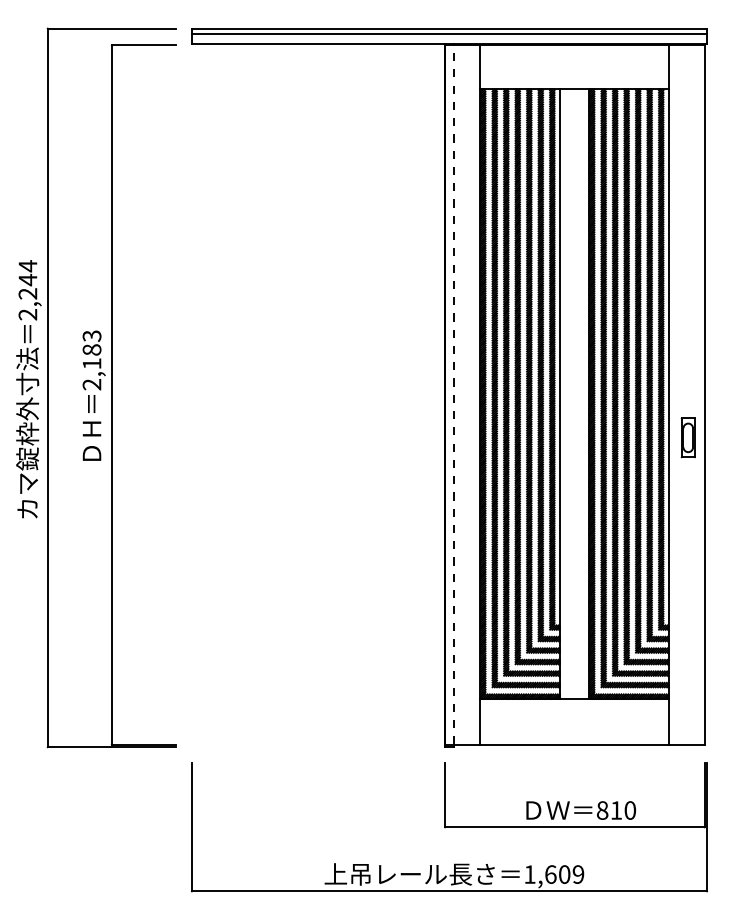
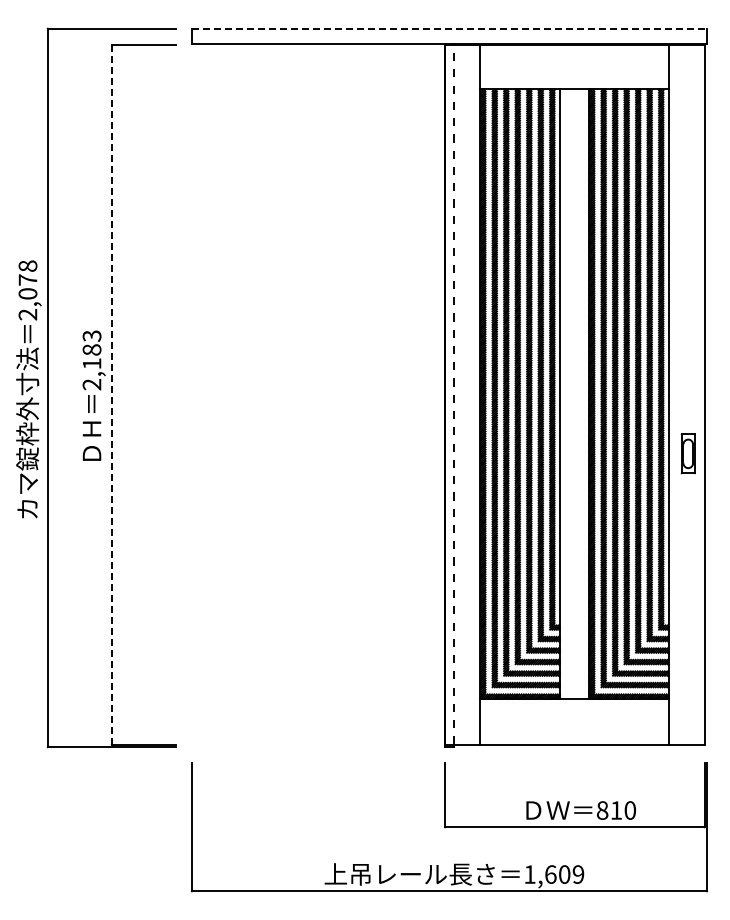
line: solid -> dashed (449, 28)
line: present -> none (449, 33)
text: 2,244 -> 2,078 (27, 279)
line: solid -> dashed (111, 394)
part position: (687, 437) -> (687, 453) (687, 453)
